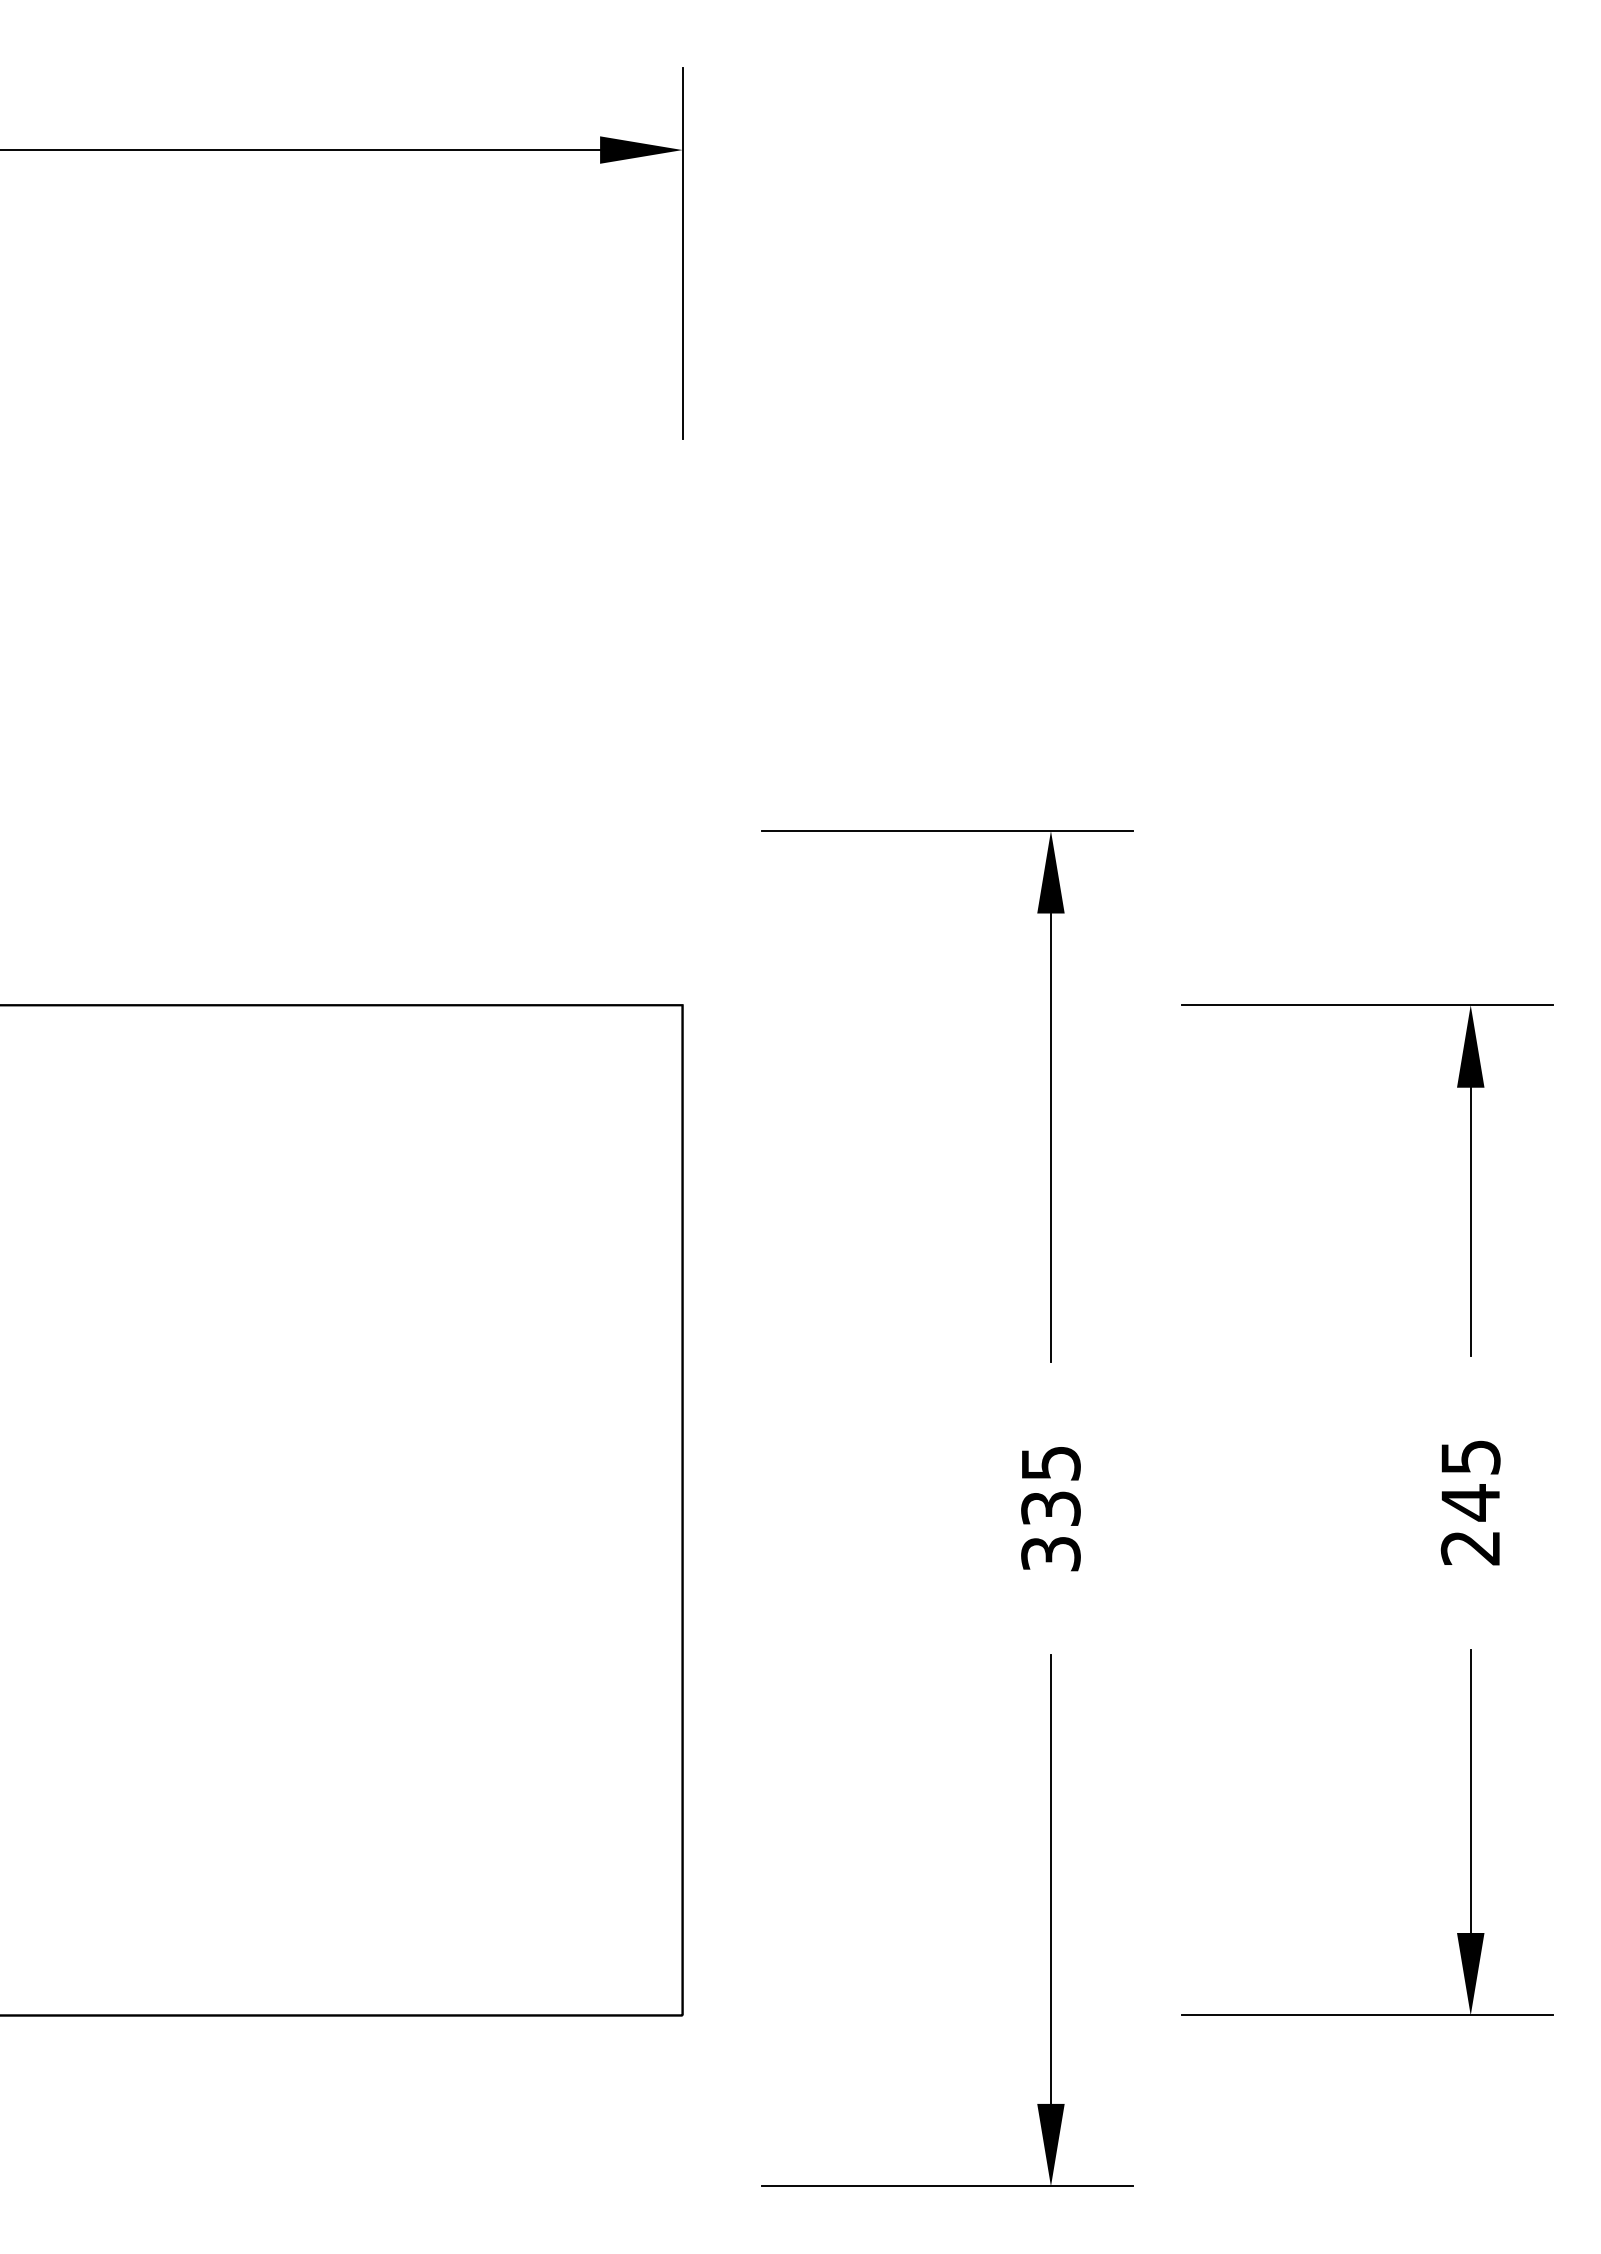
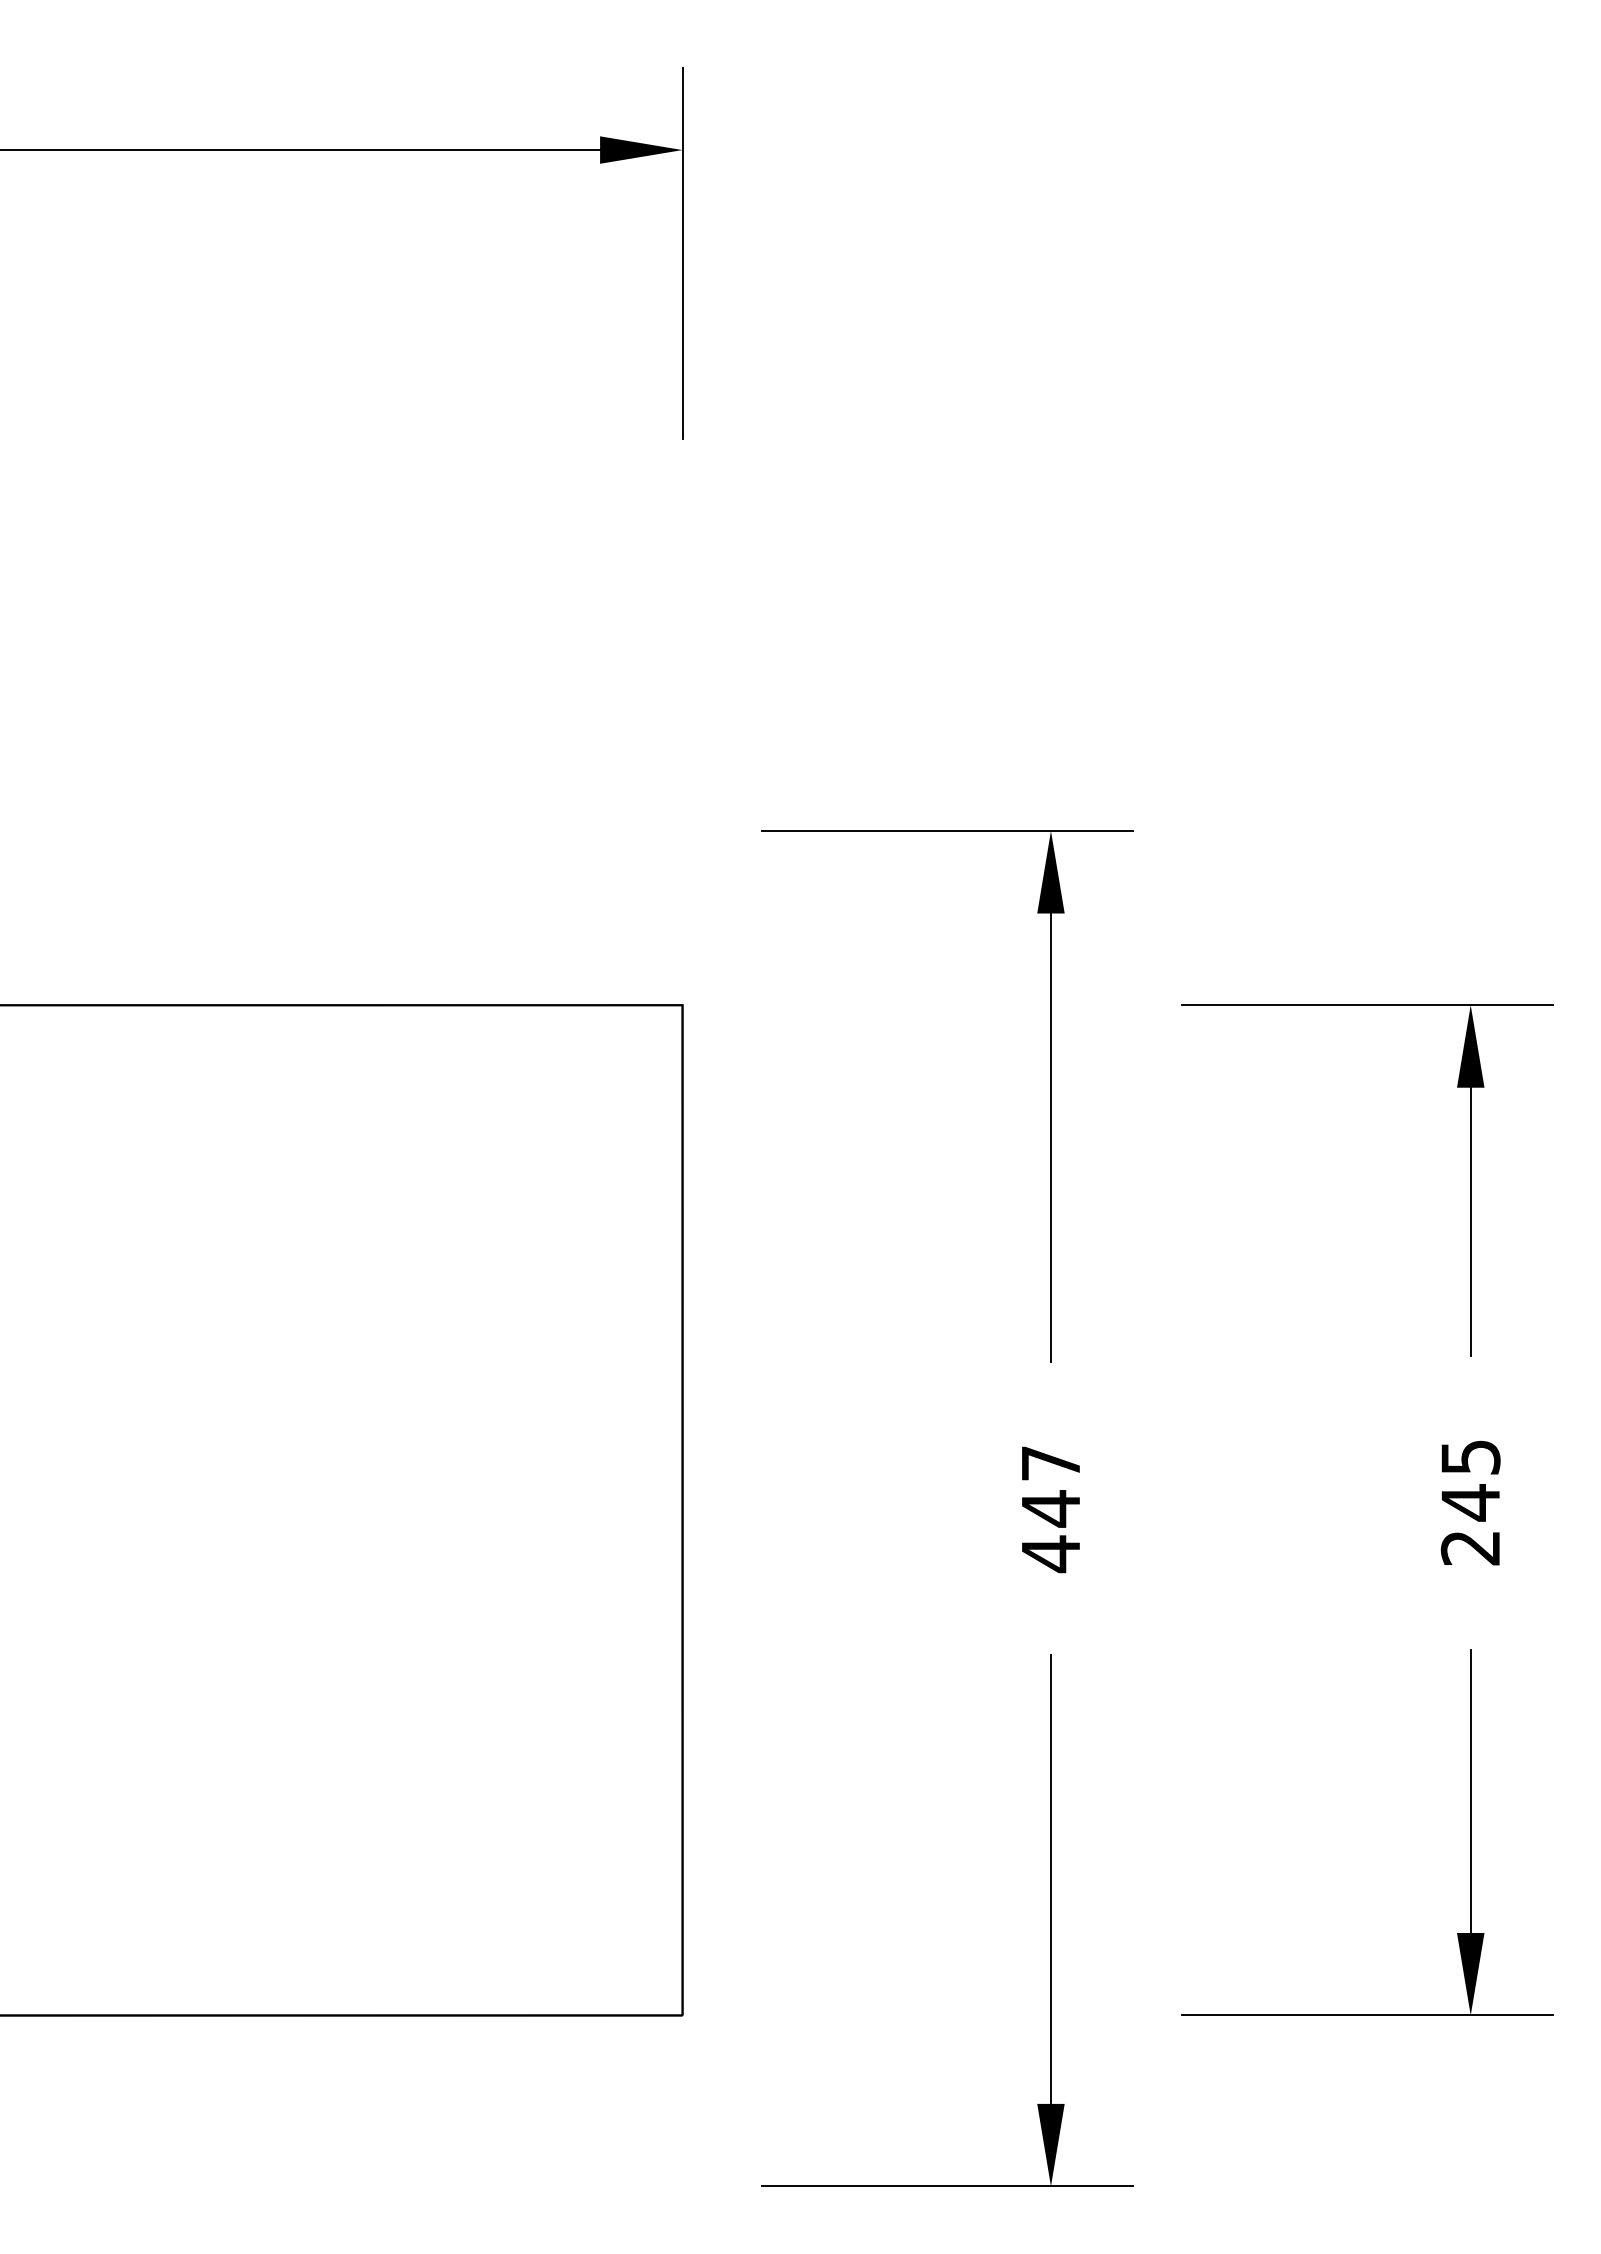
text: 335 -> 447 (1050, 1509)
